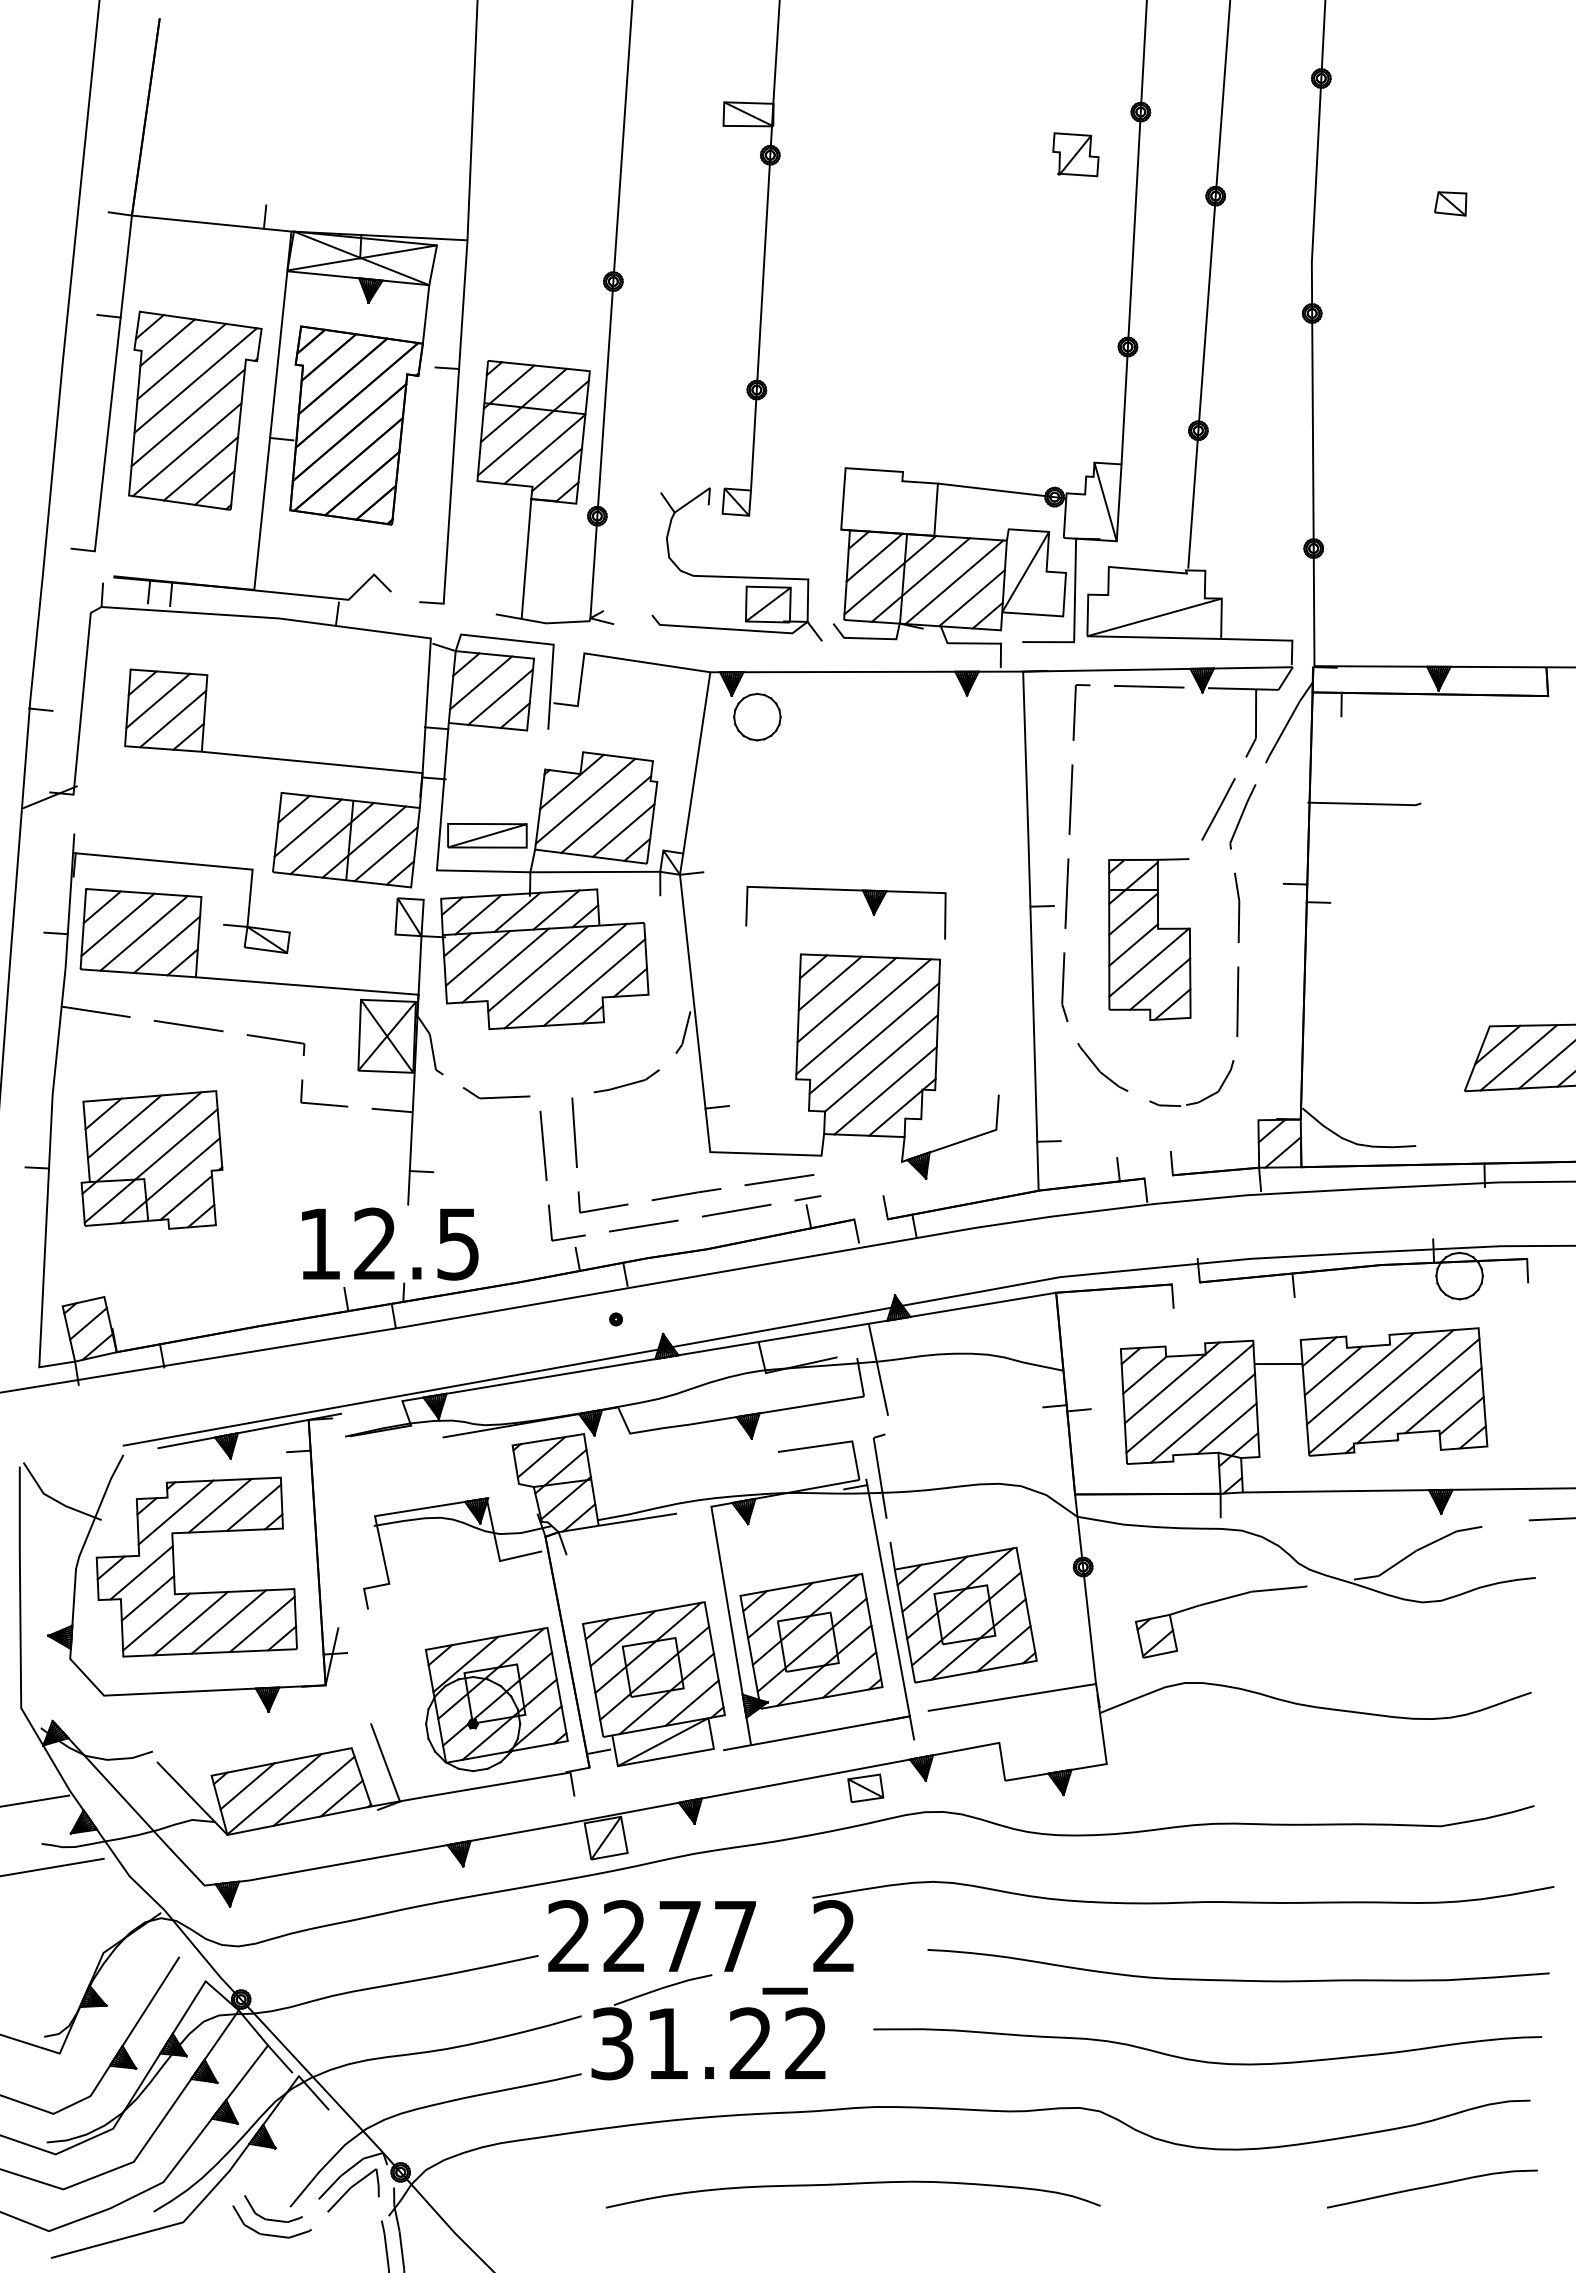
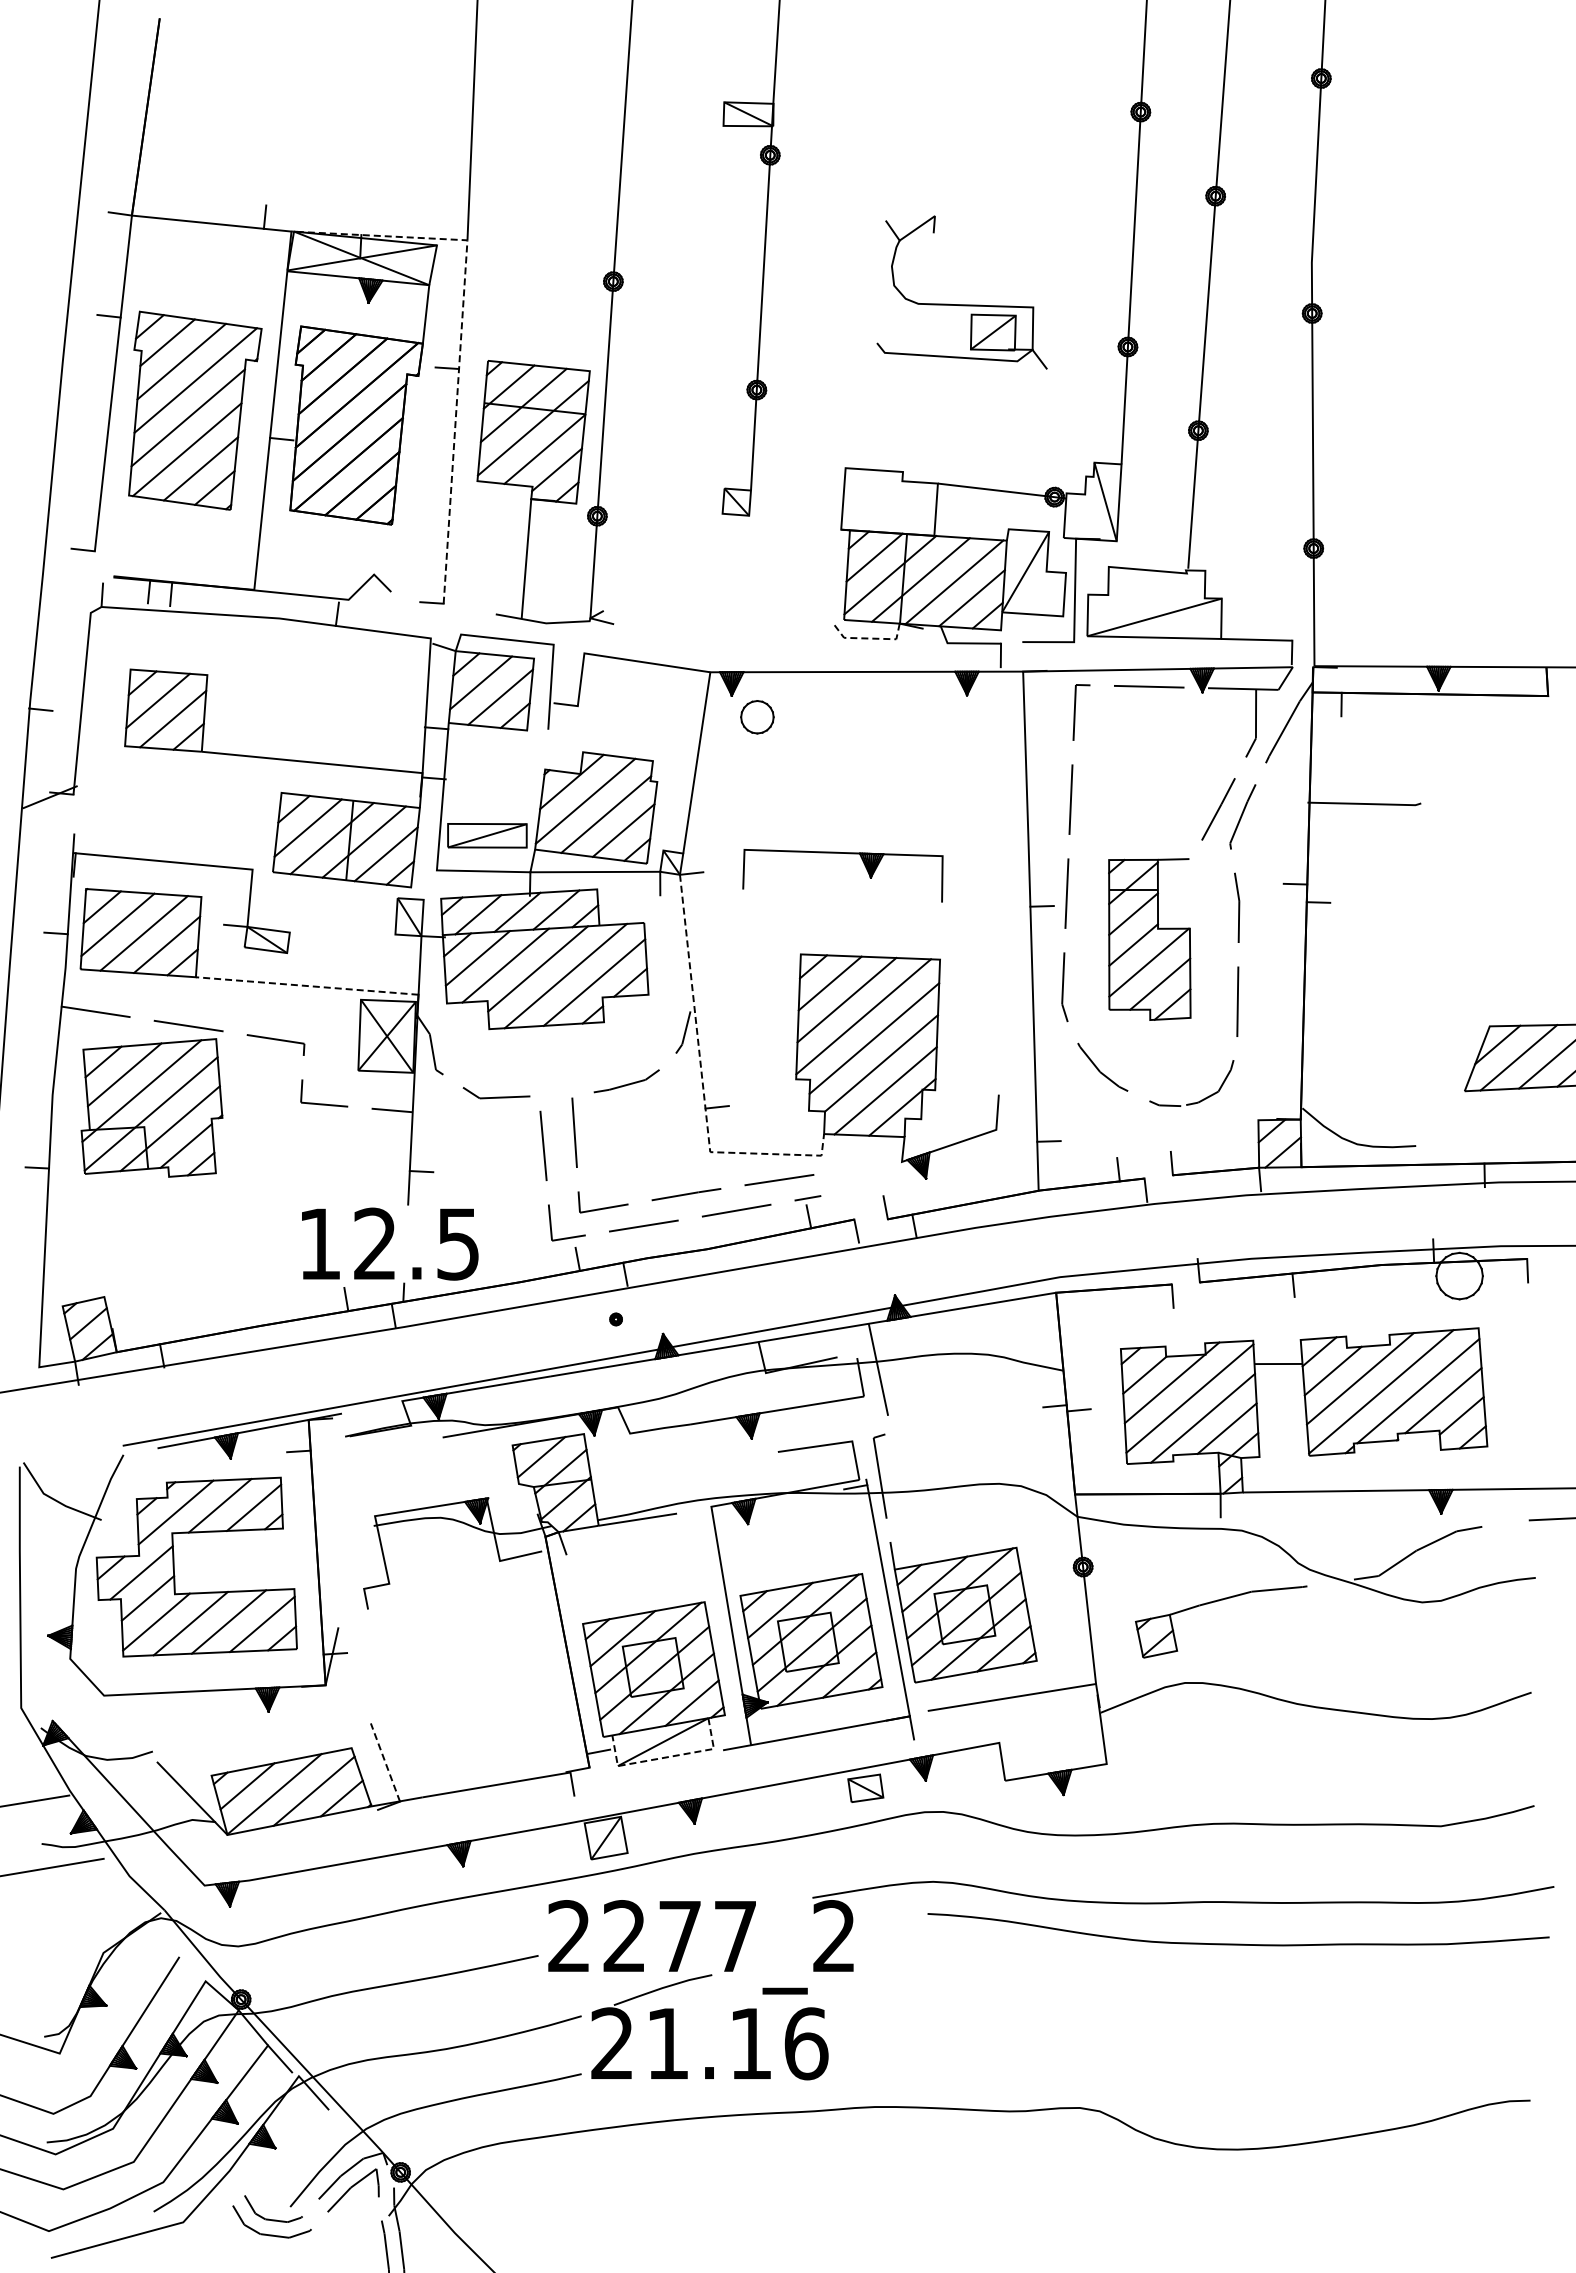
part: present -> none (1075, 154)
part: present -> none (1450, 203)
line: solid -> dashed (461, 332)
part position: (736, 576) -> (961, 304) (961, 304)
line: solid -> dashed (868, 638)
part size: 49x49 px -> 35x35 px (757, 717)
part position: (851, 891) -> (848, 854) (848, 854)
line: solid -> dashed (307, 986)
line: solid -> dashed (702, 1081)
part position: (151, 1159) -> (151, 1107) (151, 1107)
part: present -> none (496, 1699)
line: solid -> dashed (665, 1757)
line: solid -> dashed (385, 1762)
curve position: (1238, 1979) -> (1238, 1943) (1238, 1943)
text: 31.22 -> 21.16 (709, 2043)
curve: present -> none (1203, 2060)
curve: present -> none (852, 2184)
curve: present -> none (1432, 2186)
